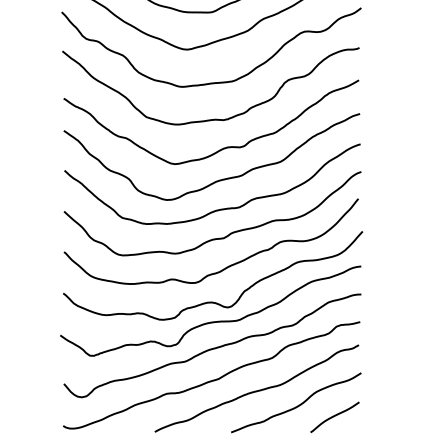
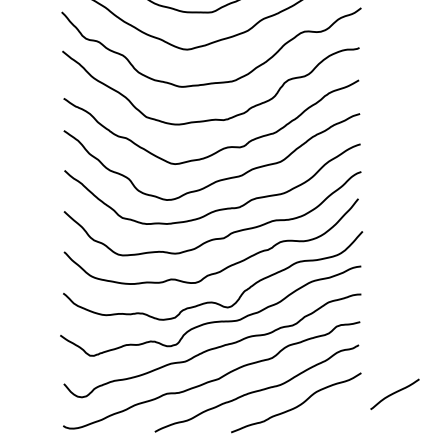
curve position: (334, 416) -> (394, 393) (394, 393)
